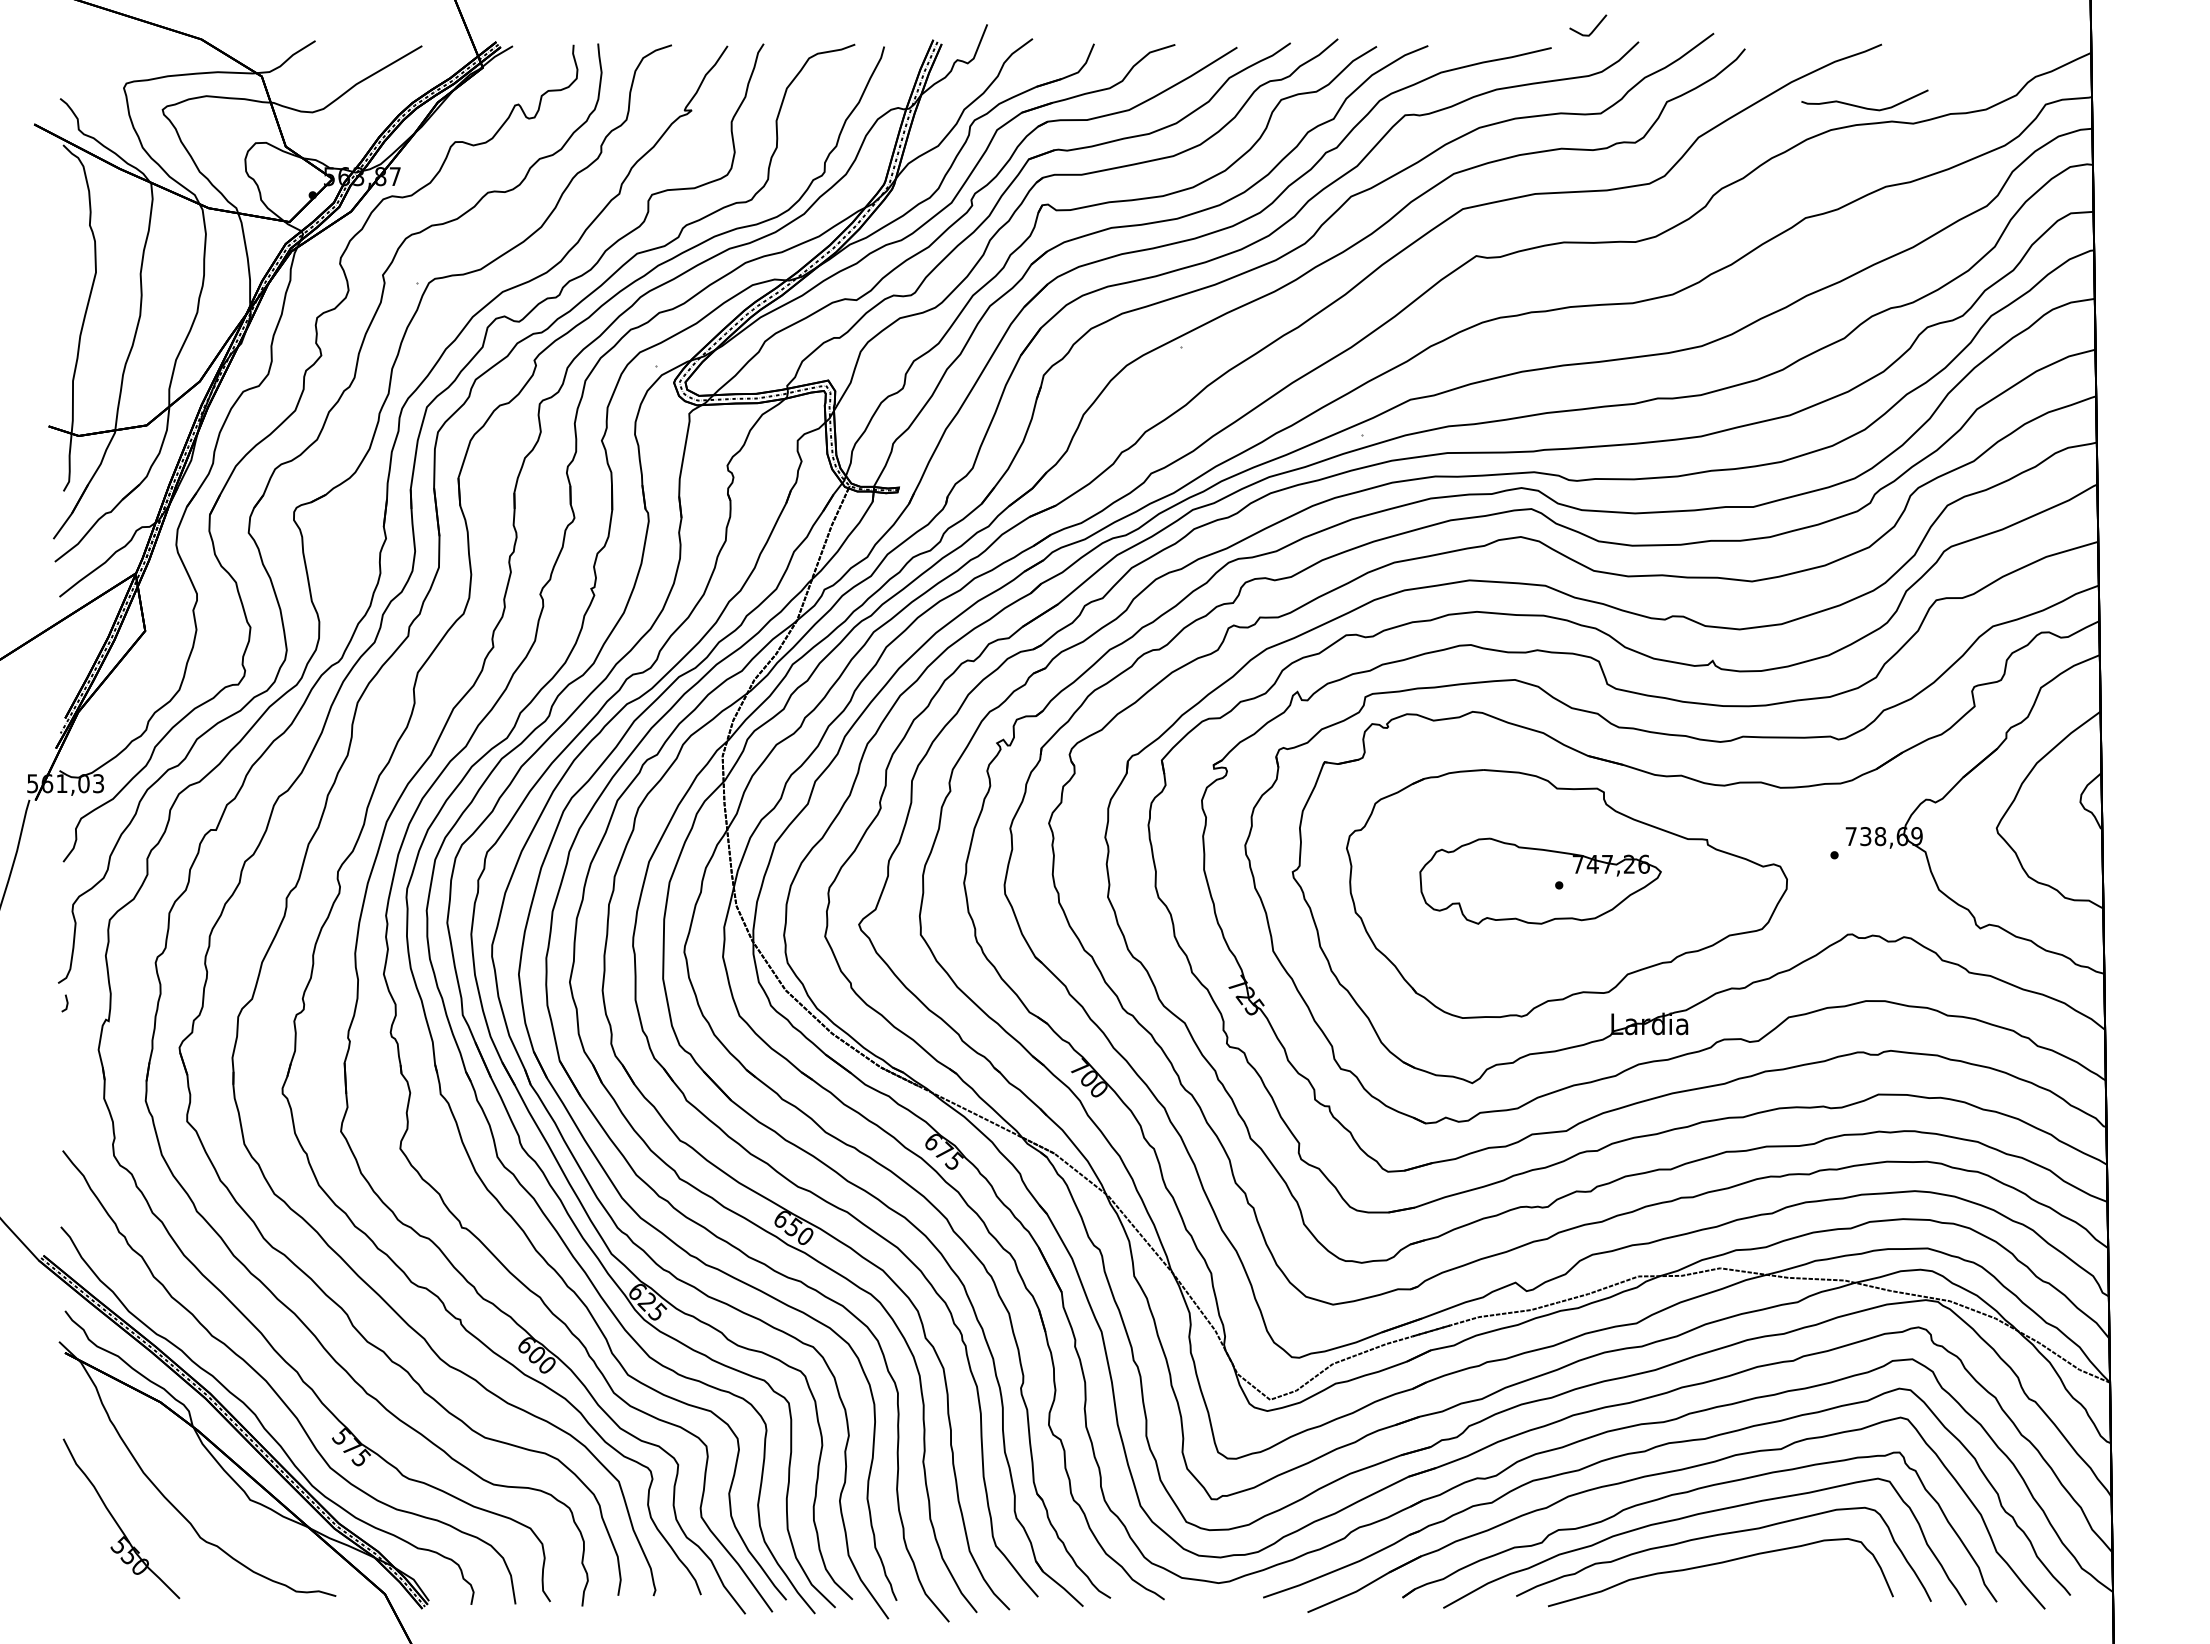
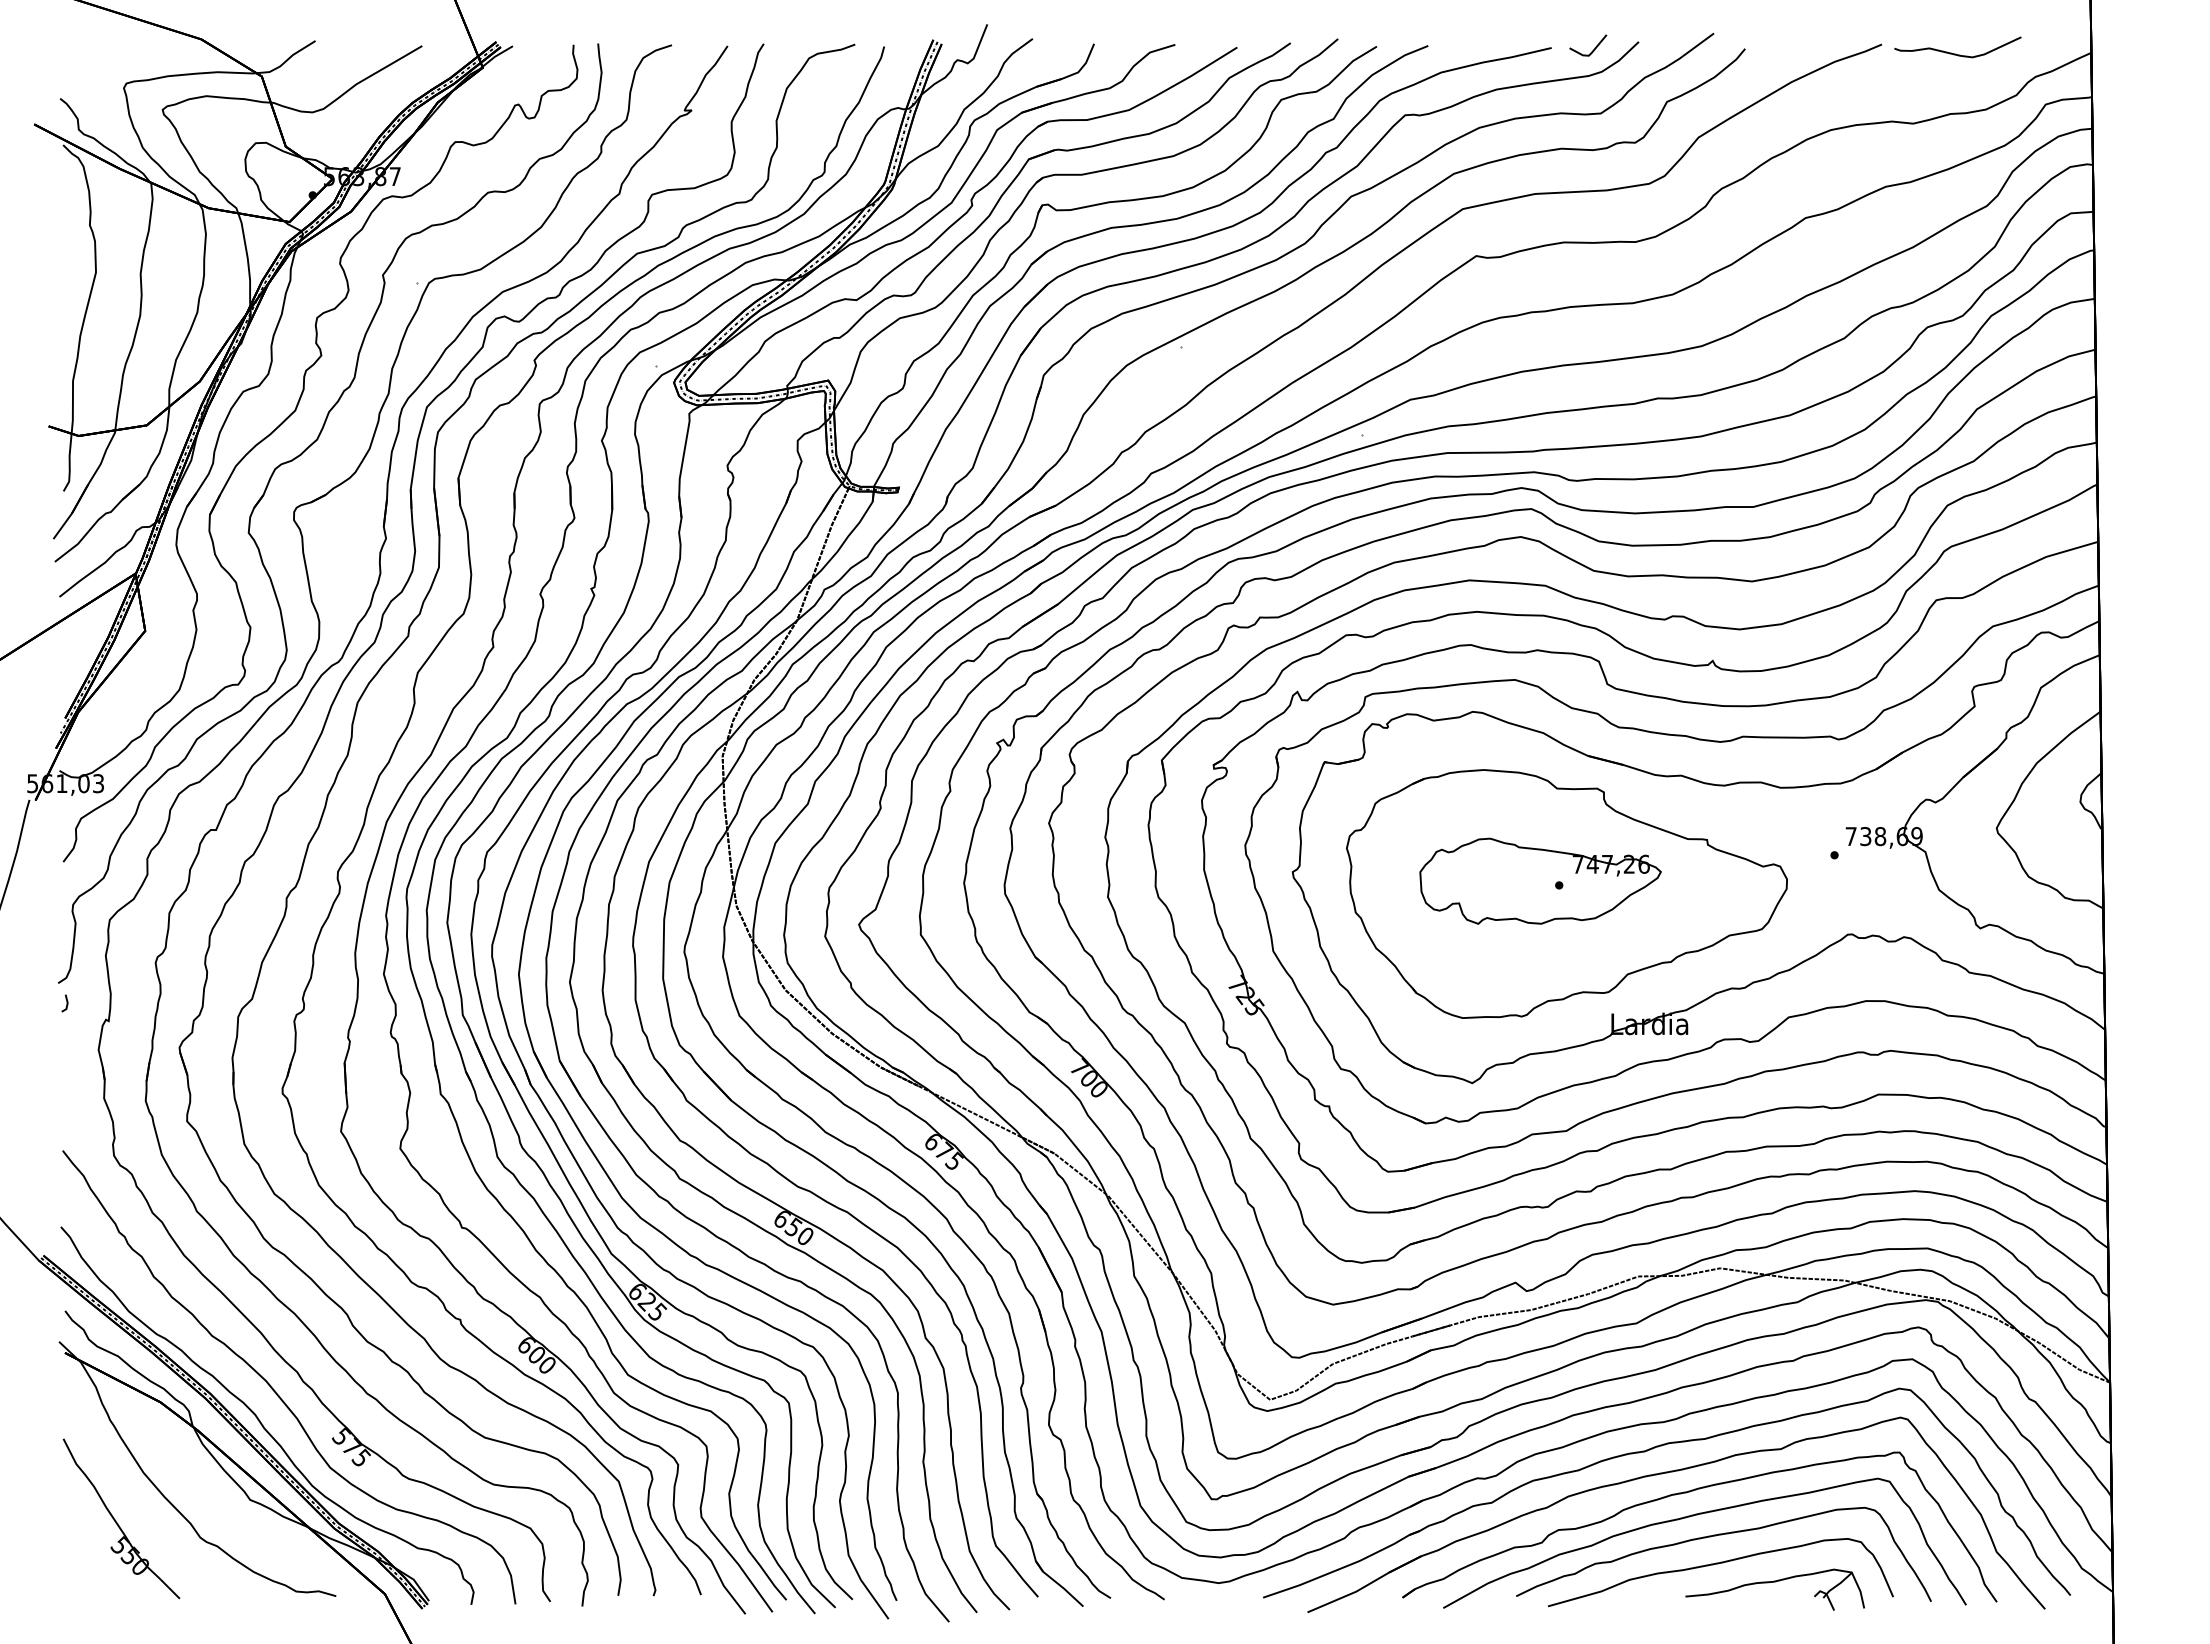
line position: (1593, 29) -> (1593, 49) (1593, 49)
curve position: (1862, 106) -> (1955, 53) (1955, 53)
part: none -> present (1774, 1582)
